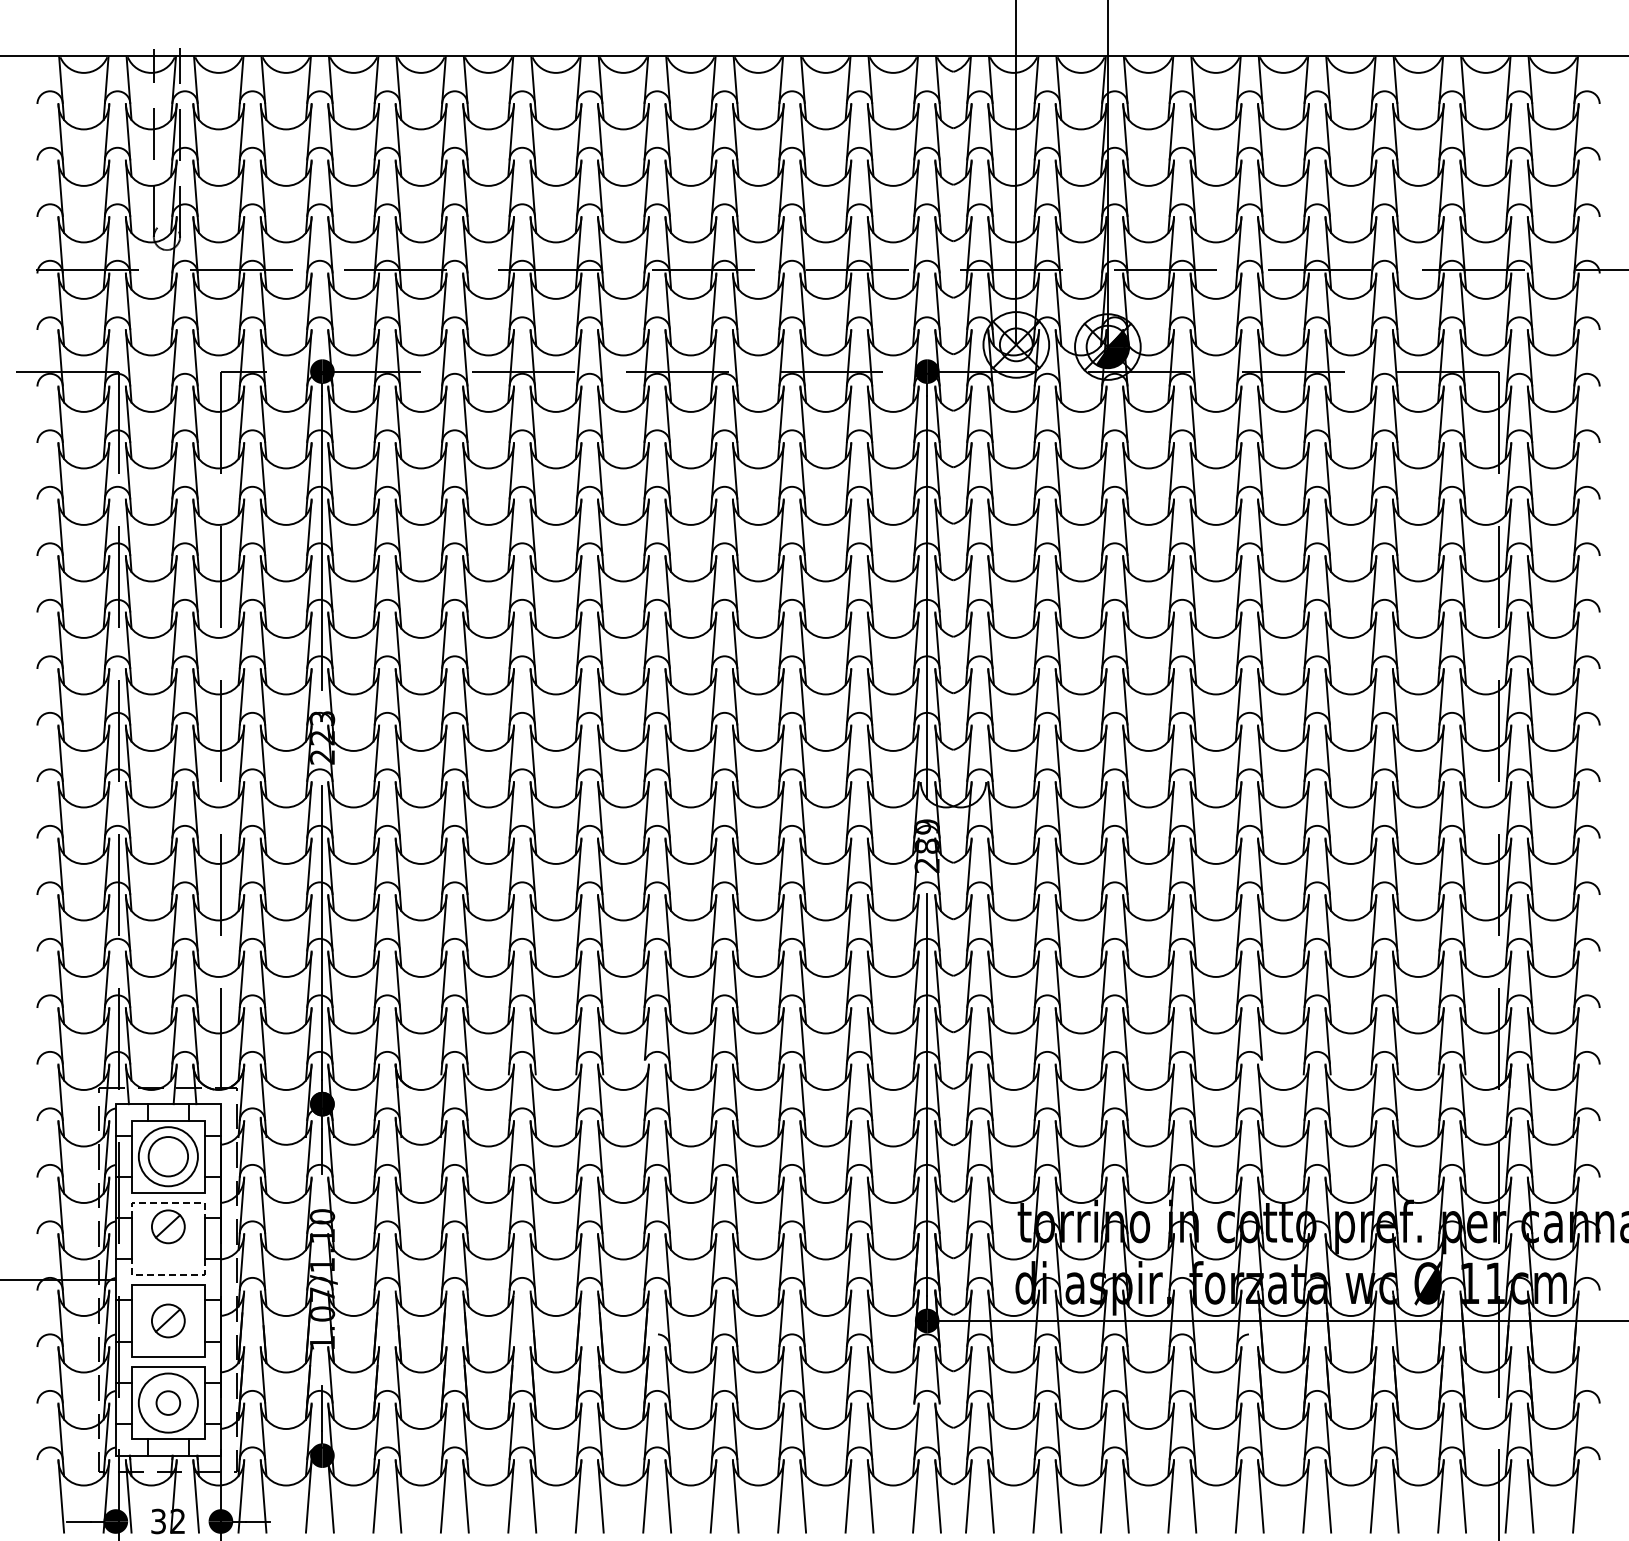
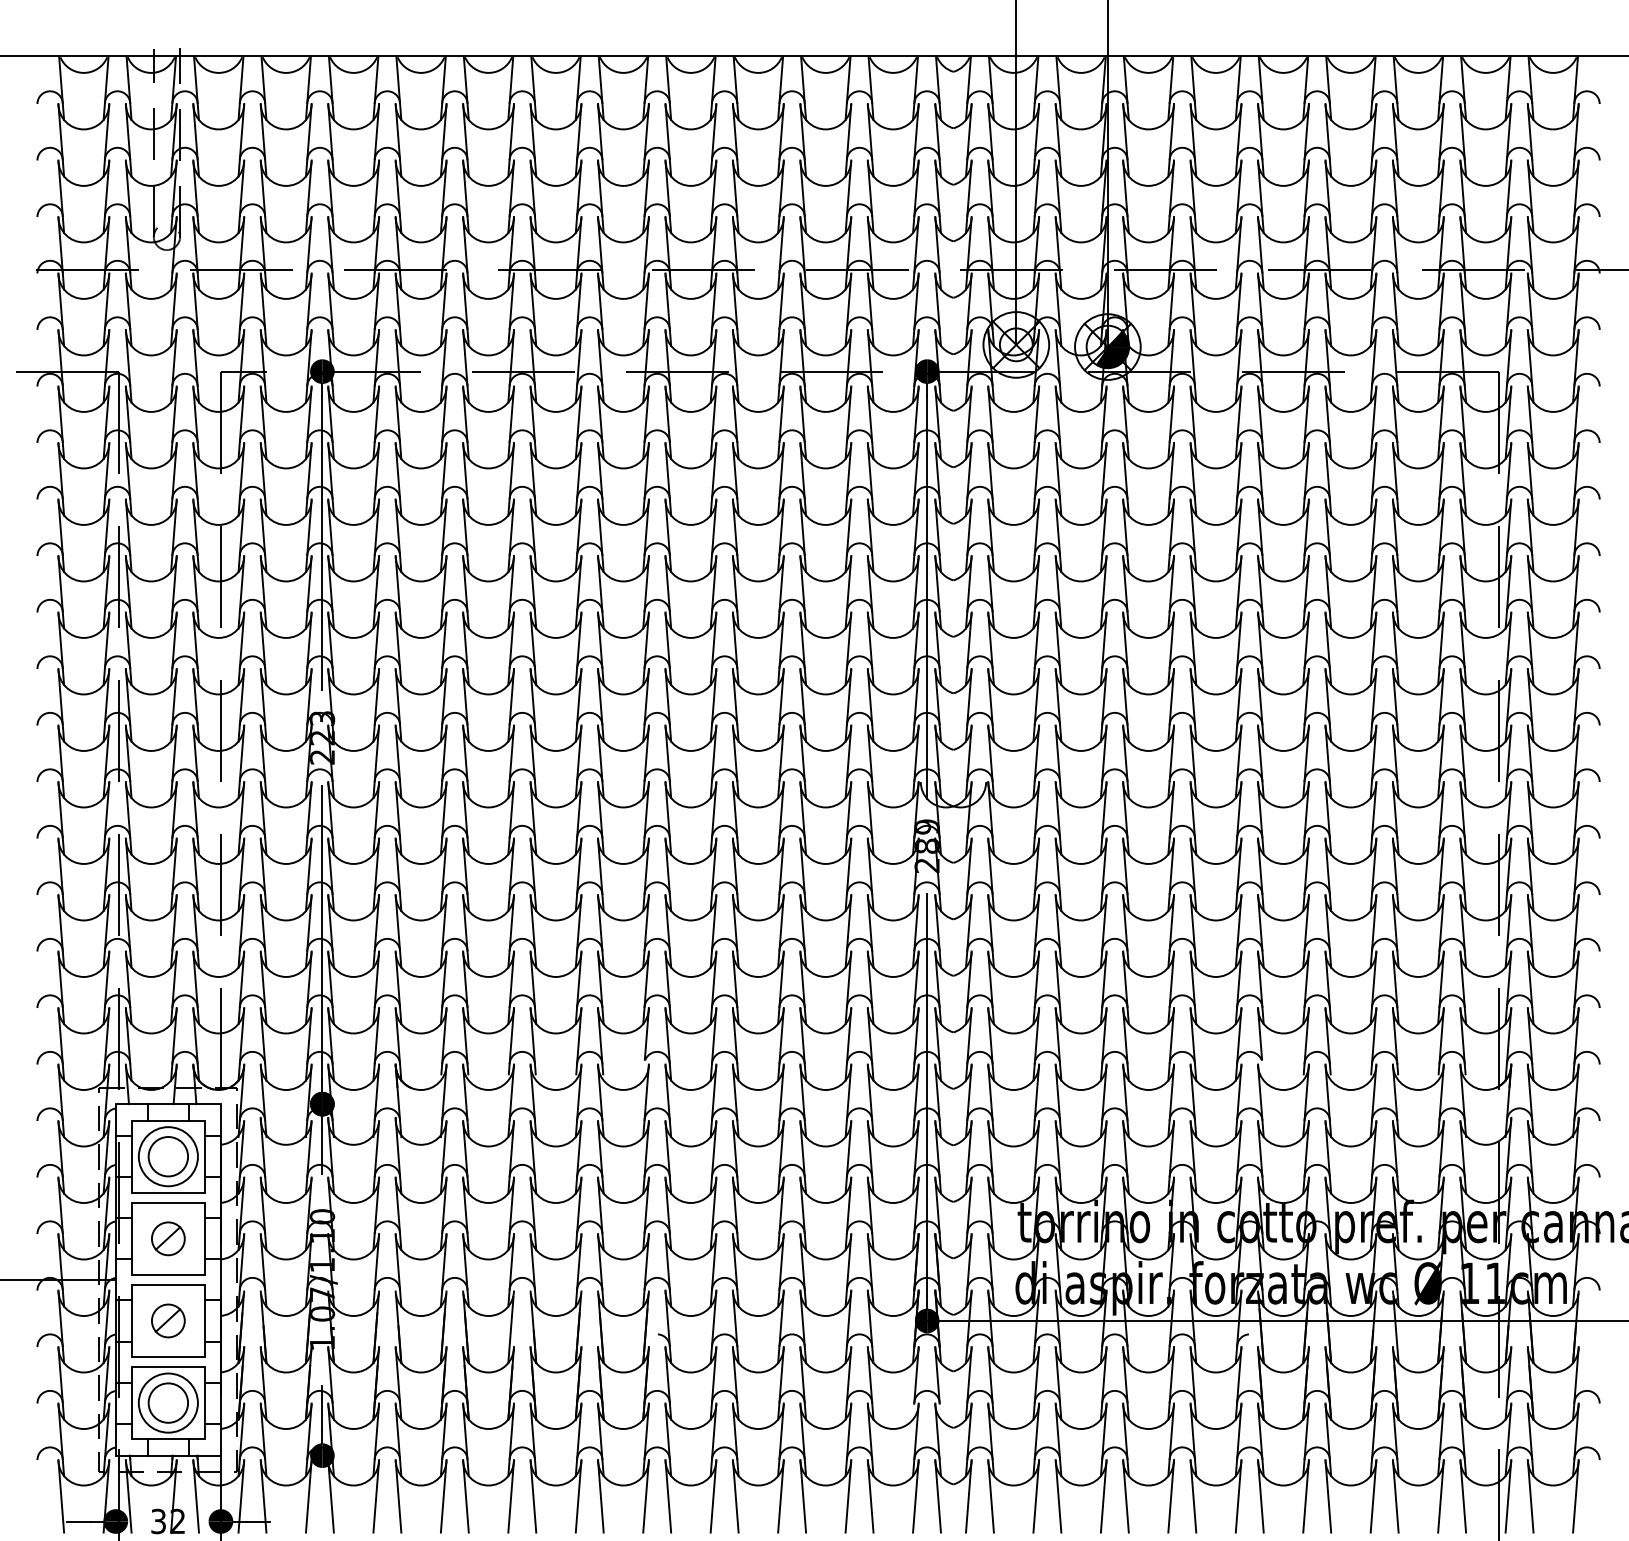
line: dashed -> solid (168, 1202)
part position: (168, 1226) -> (168, 1238) (168, 1238)
line: dashed -> solid (167, 1274)
circle diameter: 24 px -> 39 px (168, 1402)
